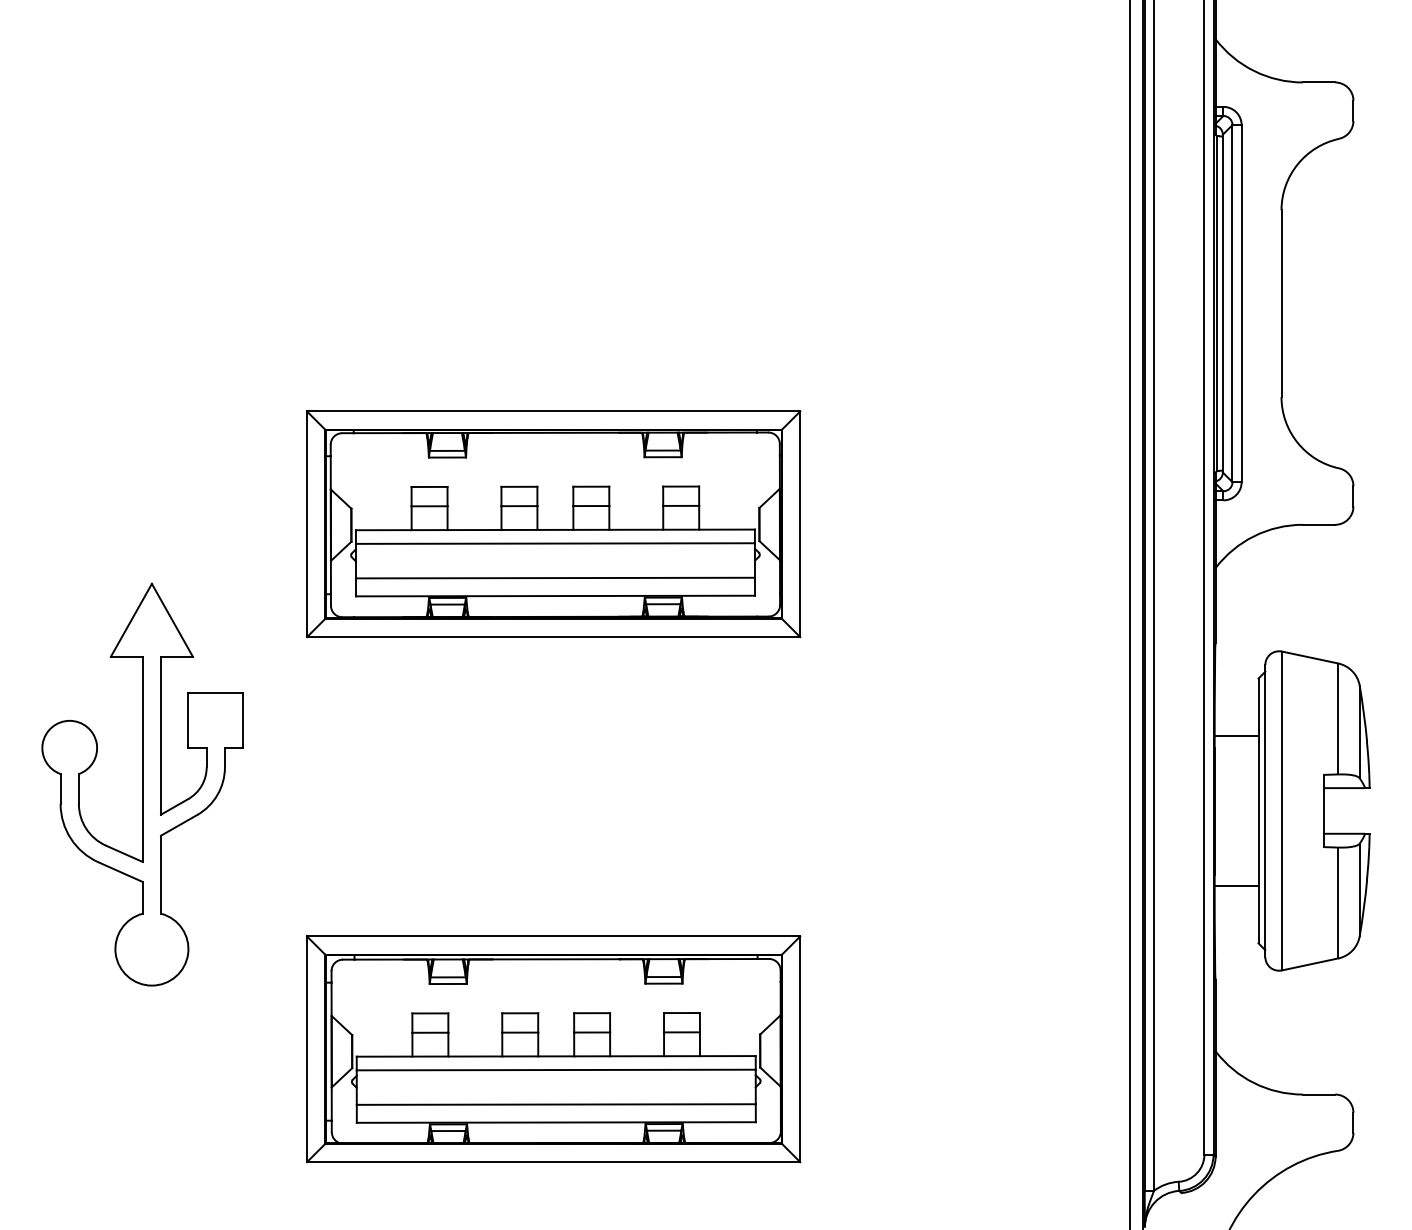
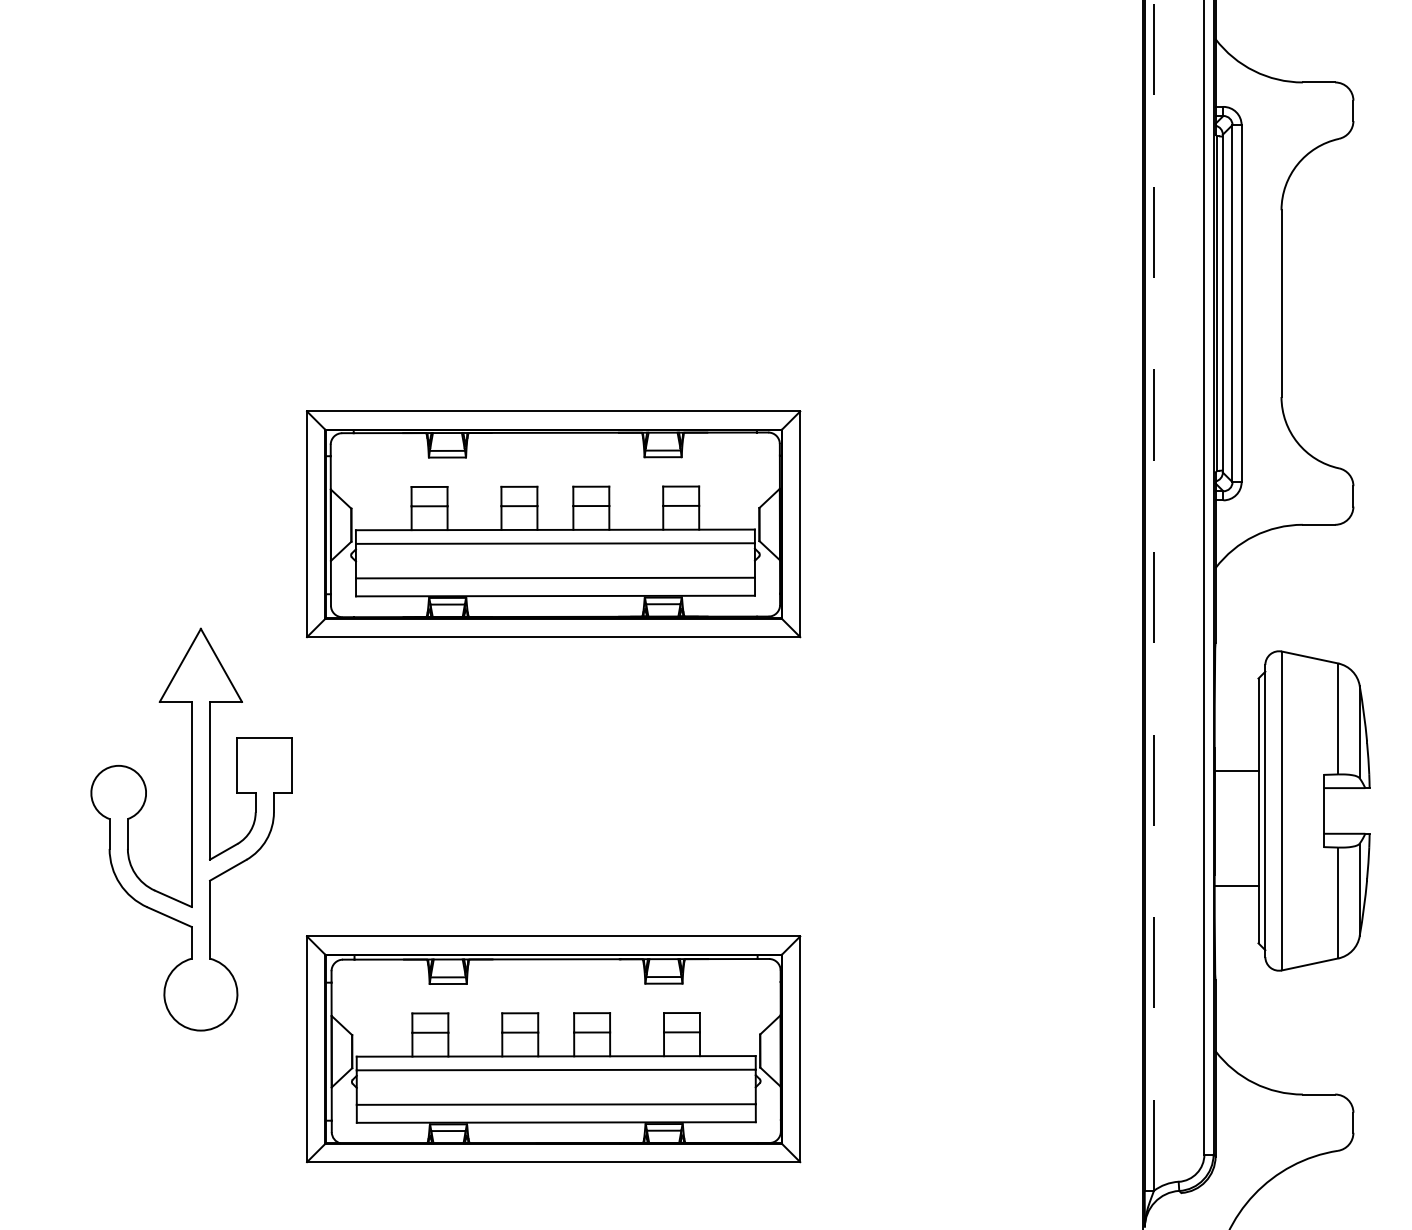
line: solid -> dashed (1153, 595)
line: present -> none (1129, 614)
line position: (1236, 736) -> (1236, 771) (1236, 771)
part position: (142, 784) -> (191, 829) (191, 829)
